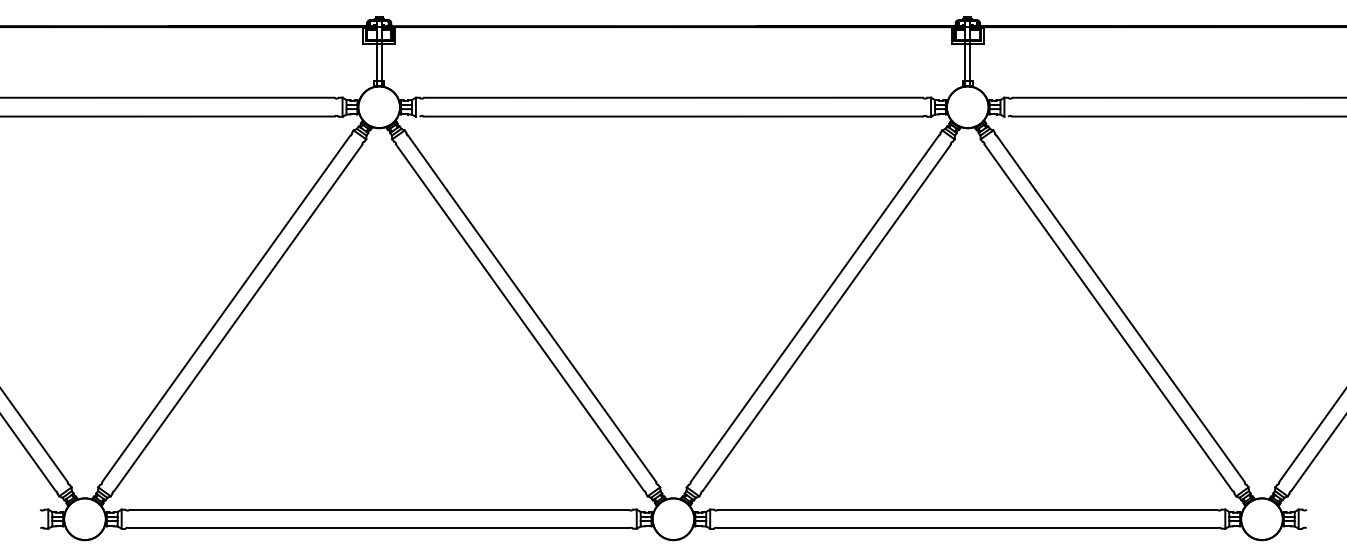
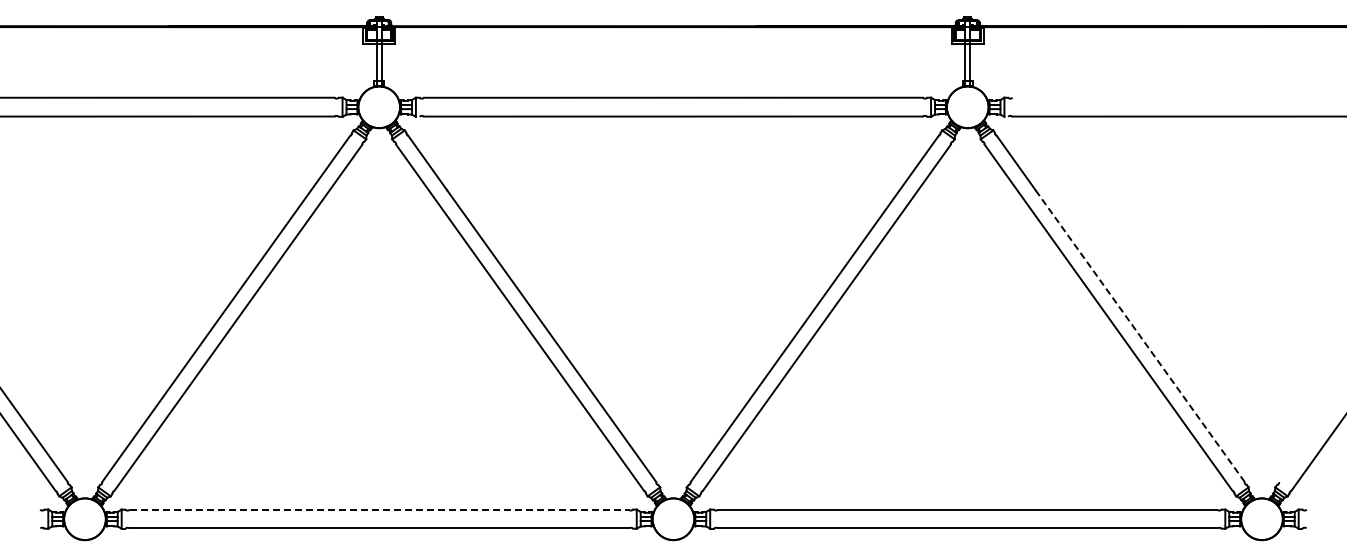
line: present -> none (1177, 97)
line: solid -> dashed (1140, 336)
line: present -> none (1311, 436)
line: solid -> dashed (379, 509)
